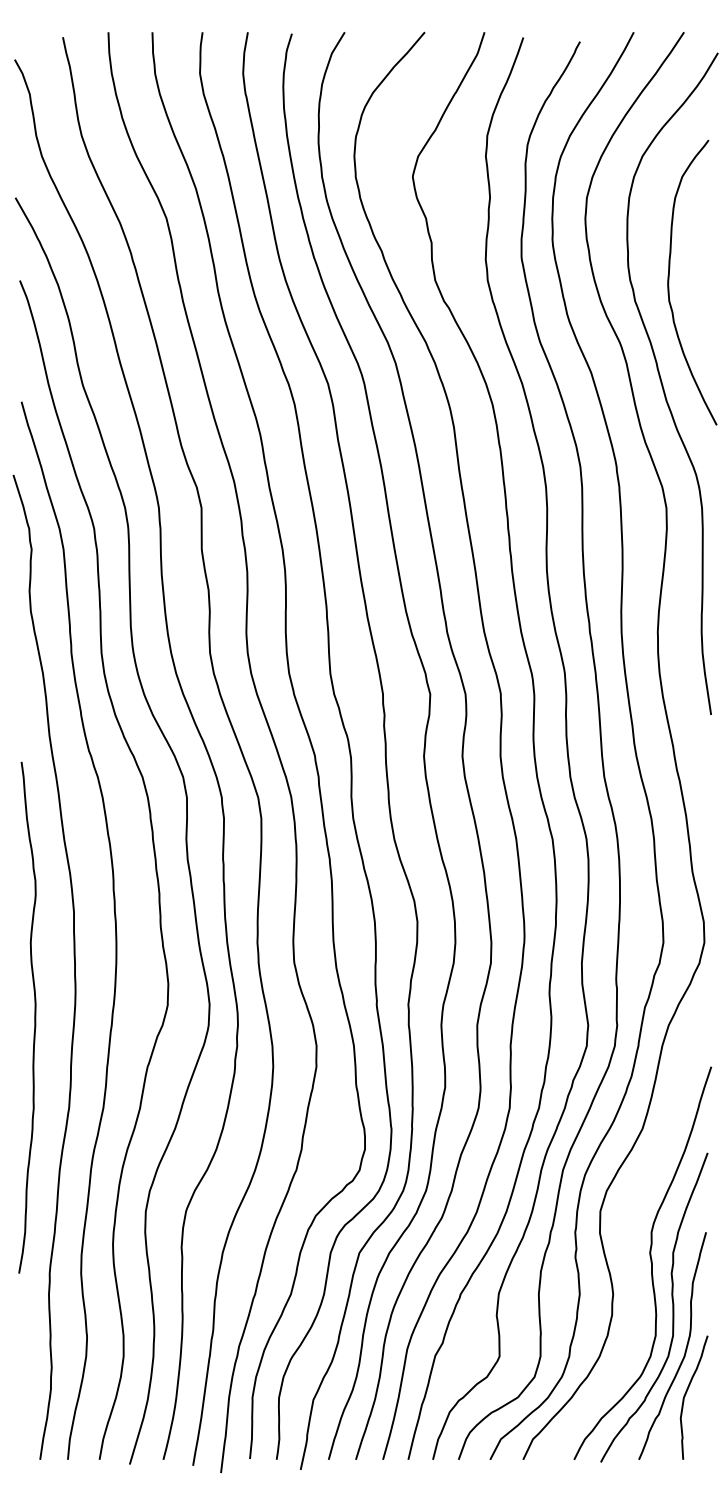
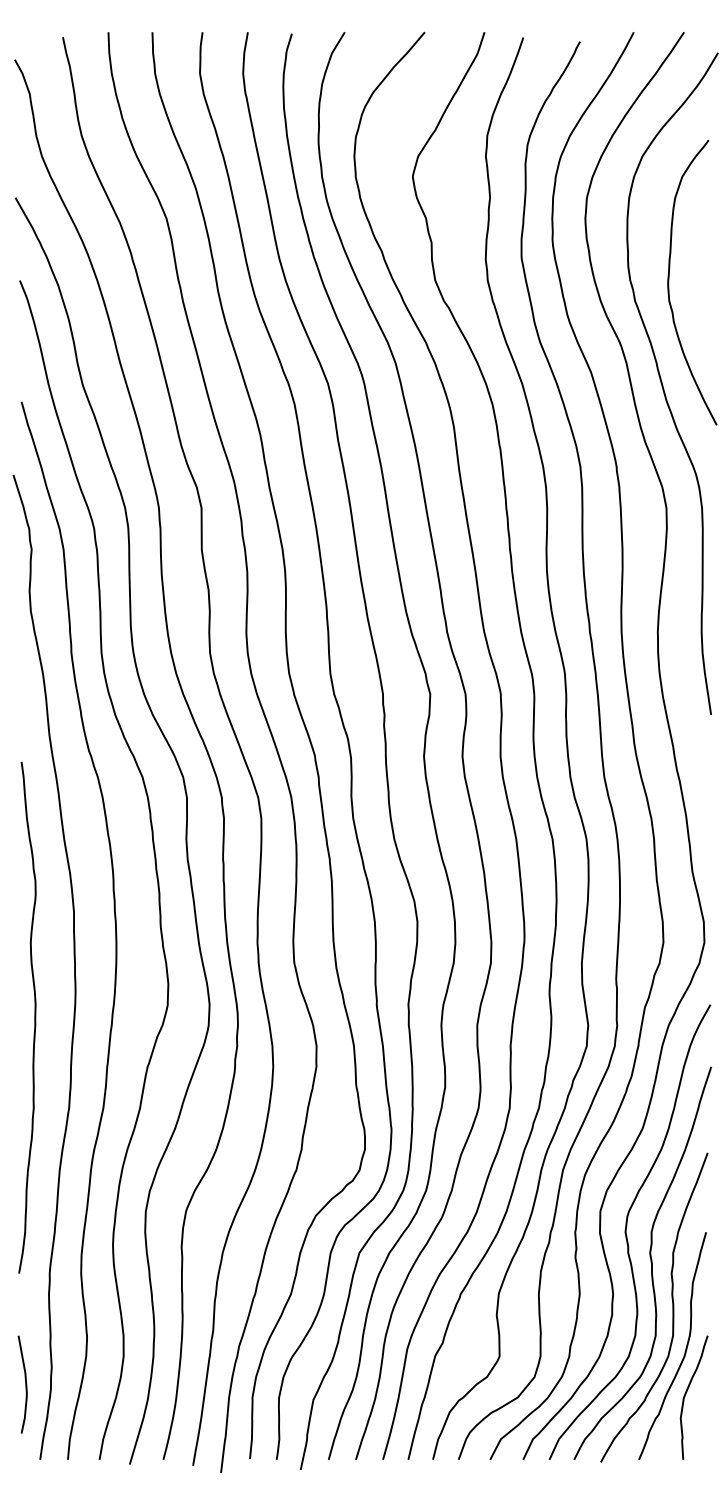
curve: none -> present (626, 1231)
curve: none -> present (25, 1384)
